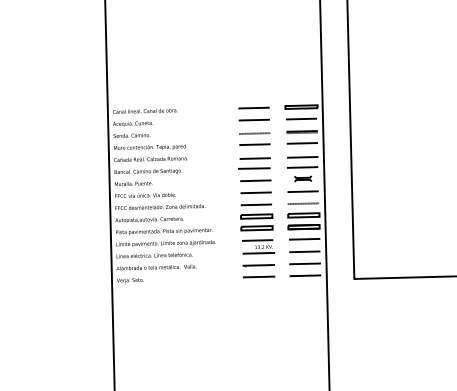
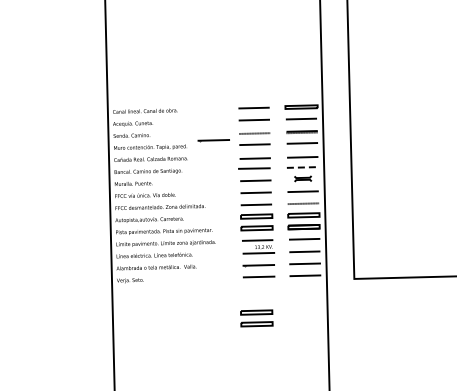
line: none -> present (213, 140)
line: solid -> dashed (302, 167)
part: none -> present (256, 318)
